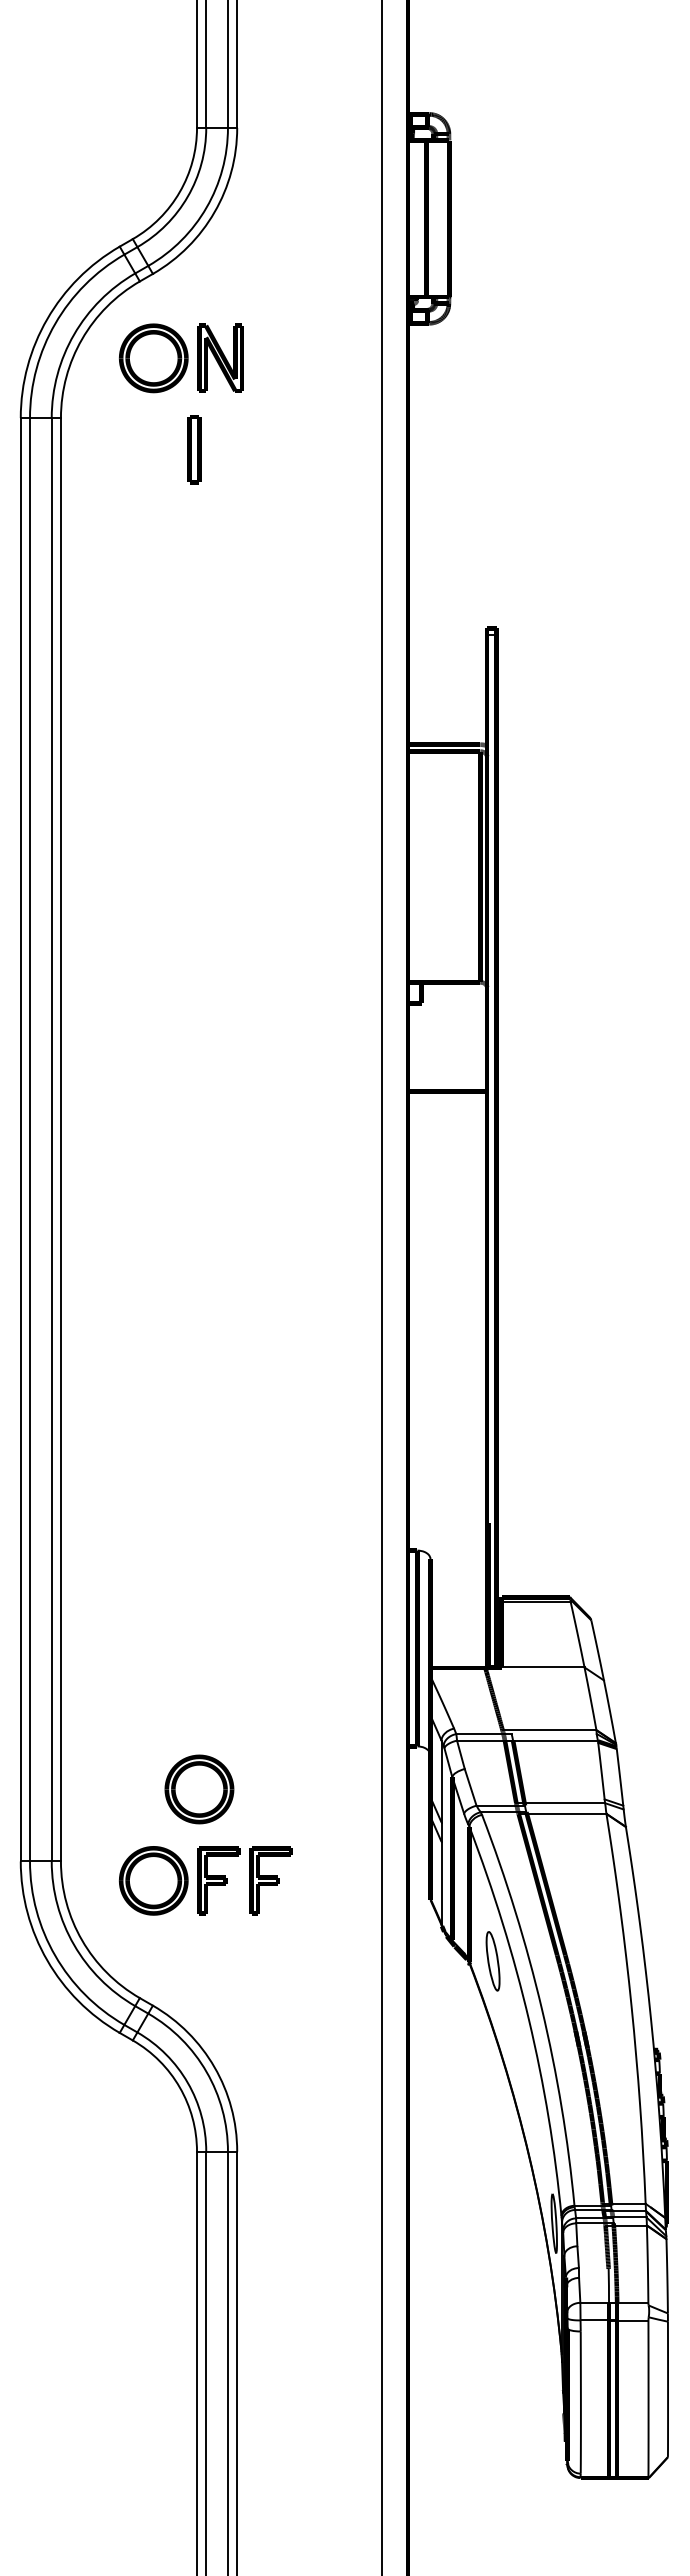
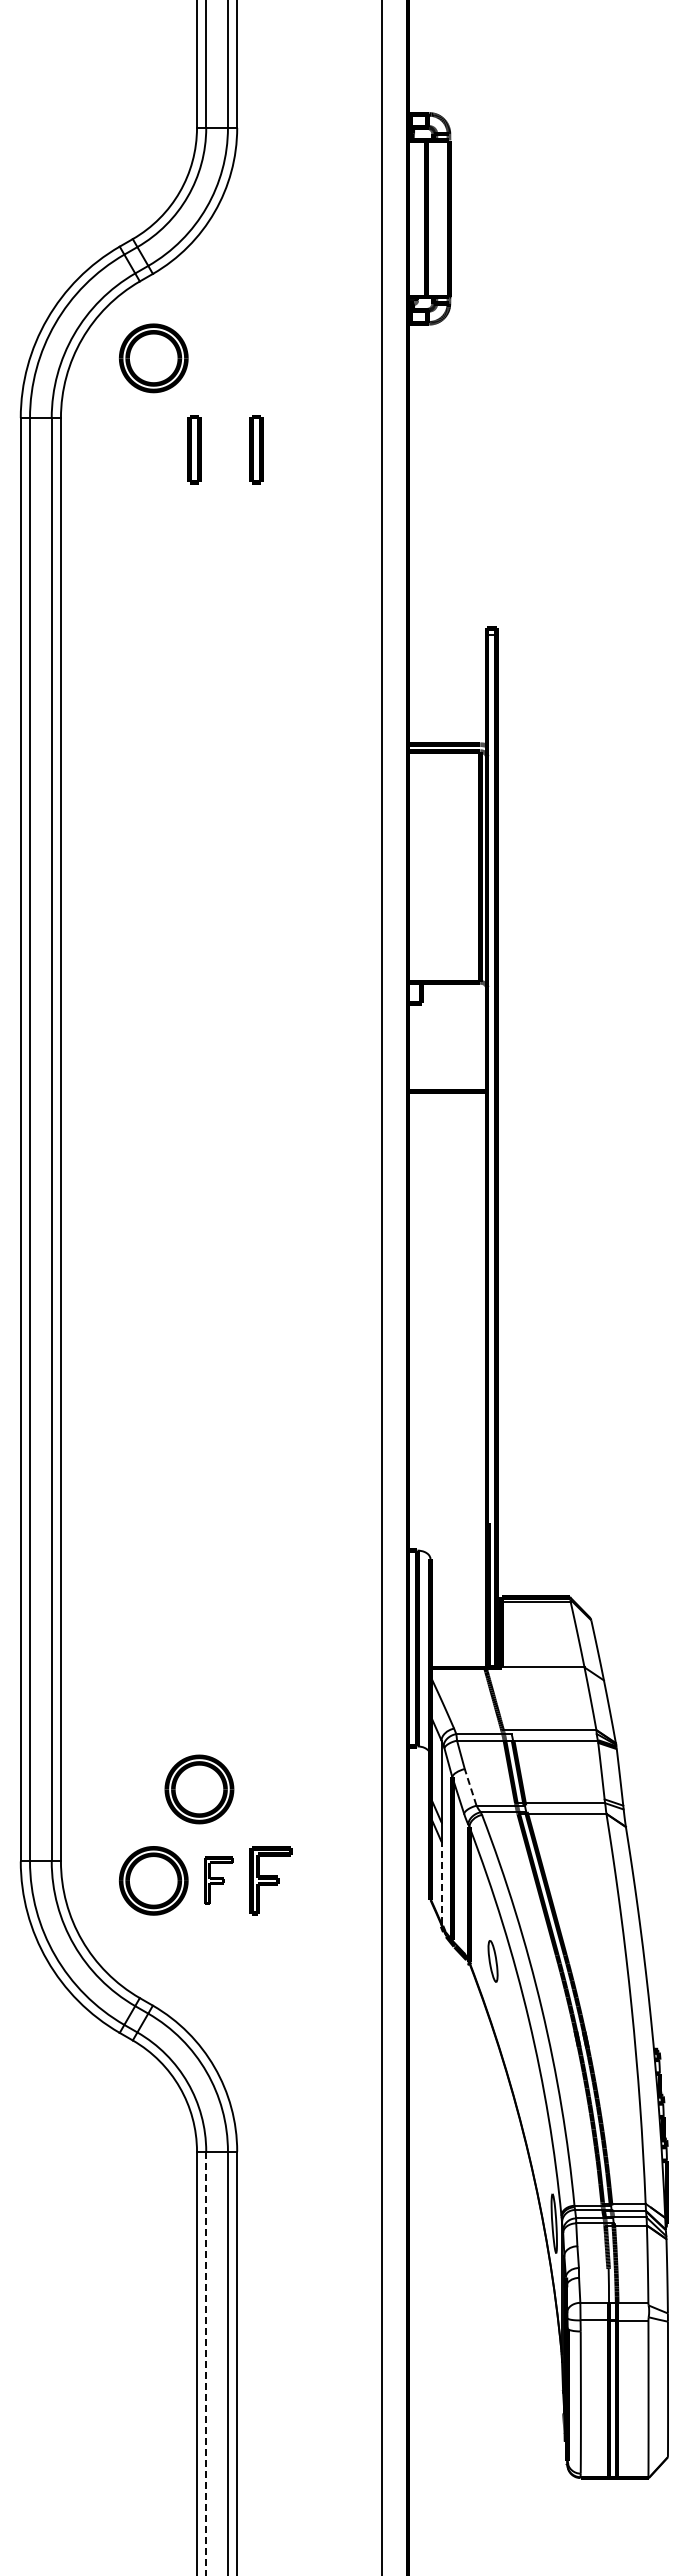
part: present -> none (220, 357)
part: none -> present (256, 449)
line: solid -> dashed (470, 1786)
part size: 44x70 px -> 30x49 px (218, 1880)
line: solid -> dashed (441, 1882)
part size: 16x61 px -> 12x43 px (492, 1961)
line: solid -> dashed (206, 2363)
